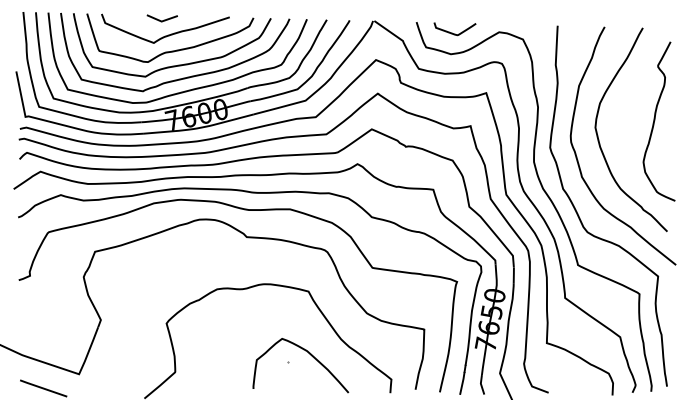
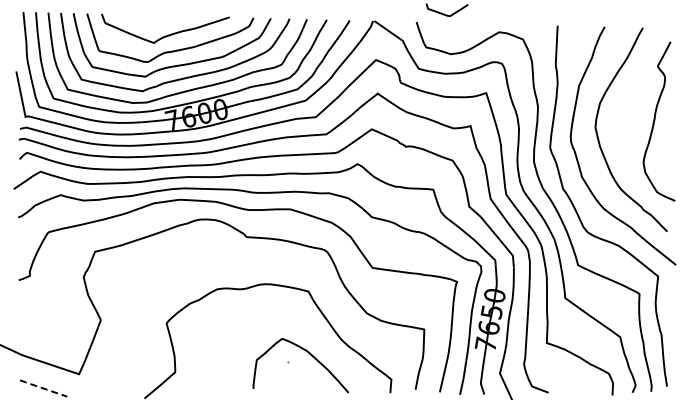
line: present -> none (161, 20)
curve position: (452, 32) -> (444, 13) (444, 13)
line: solid -> dashed (42, 388)
